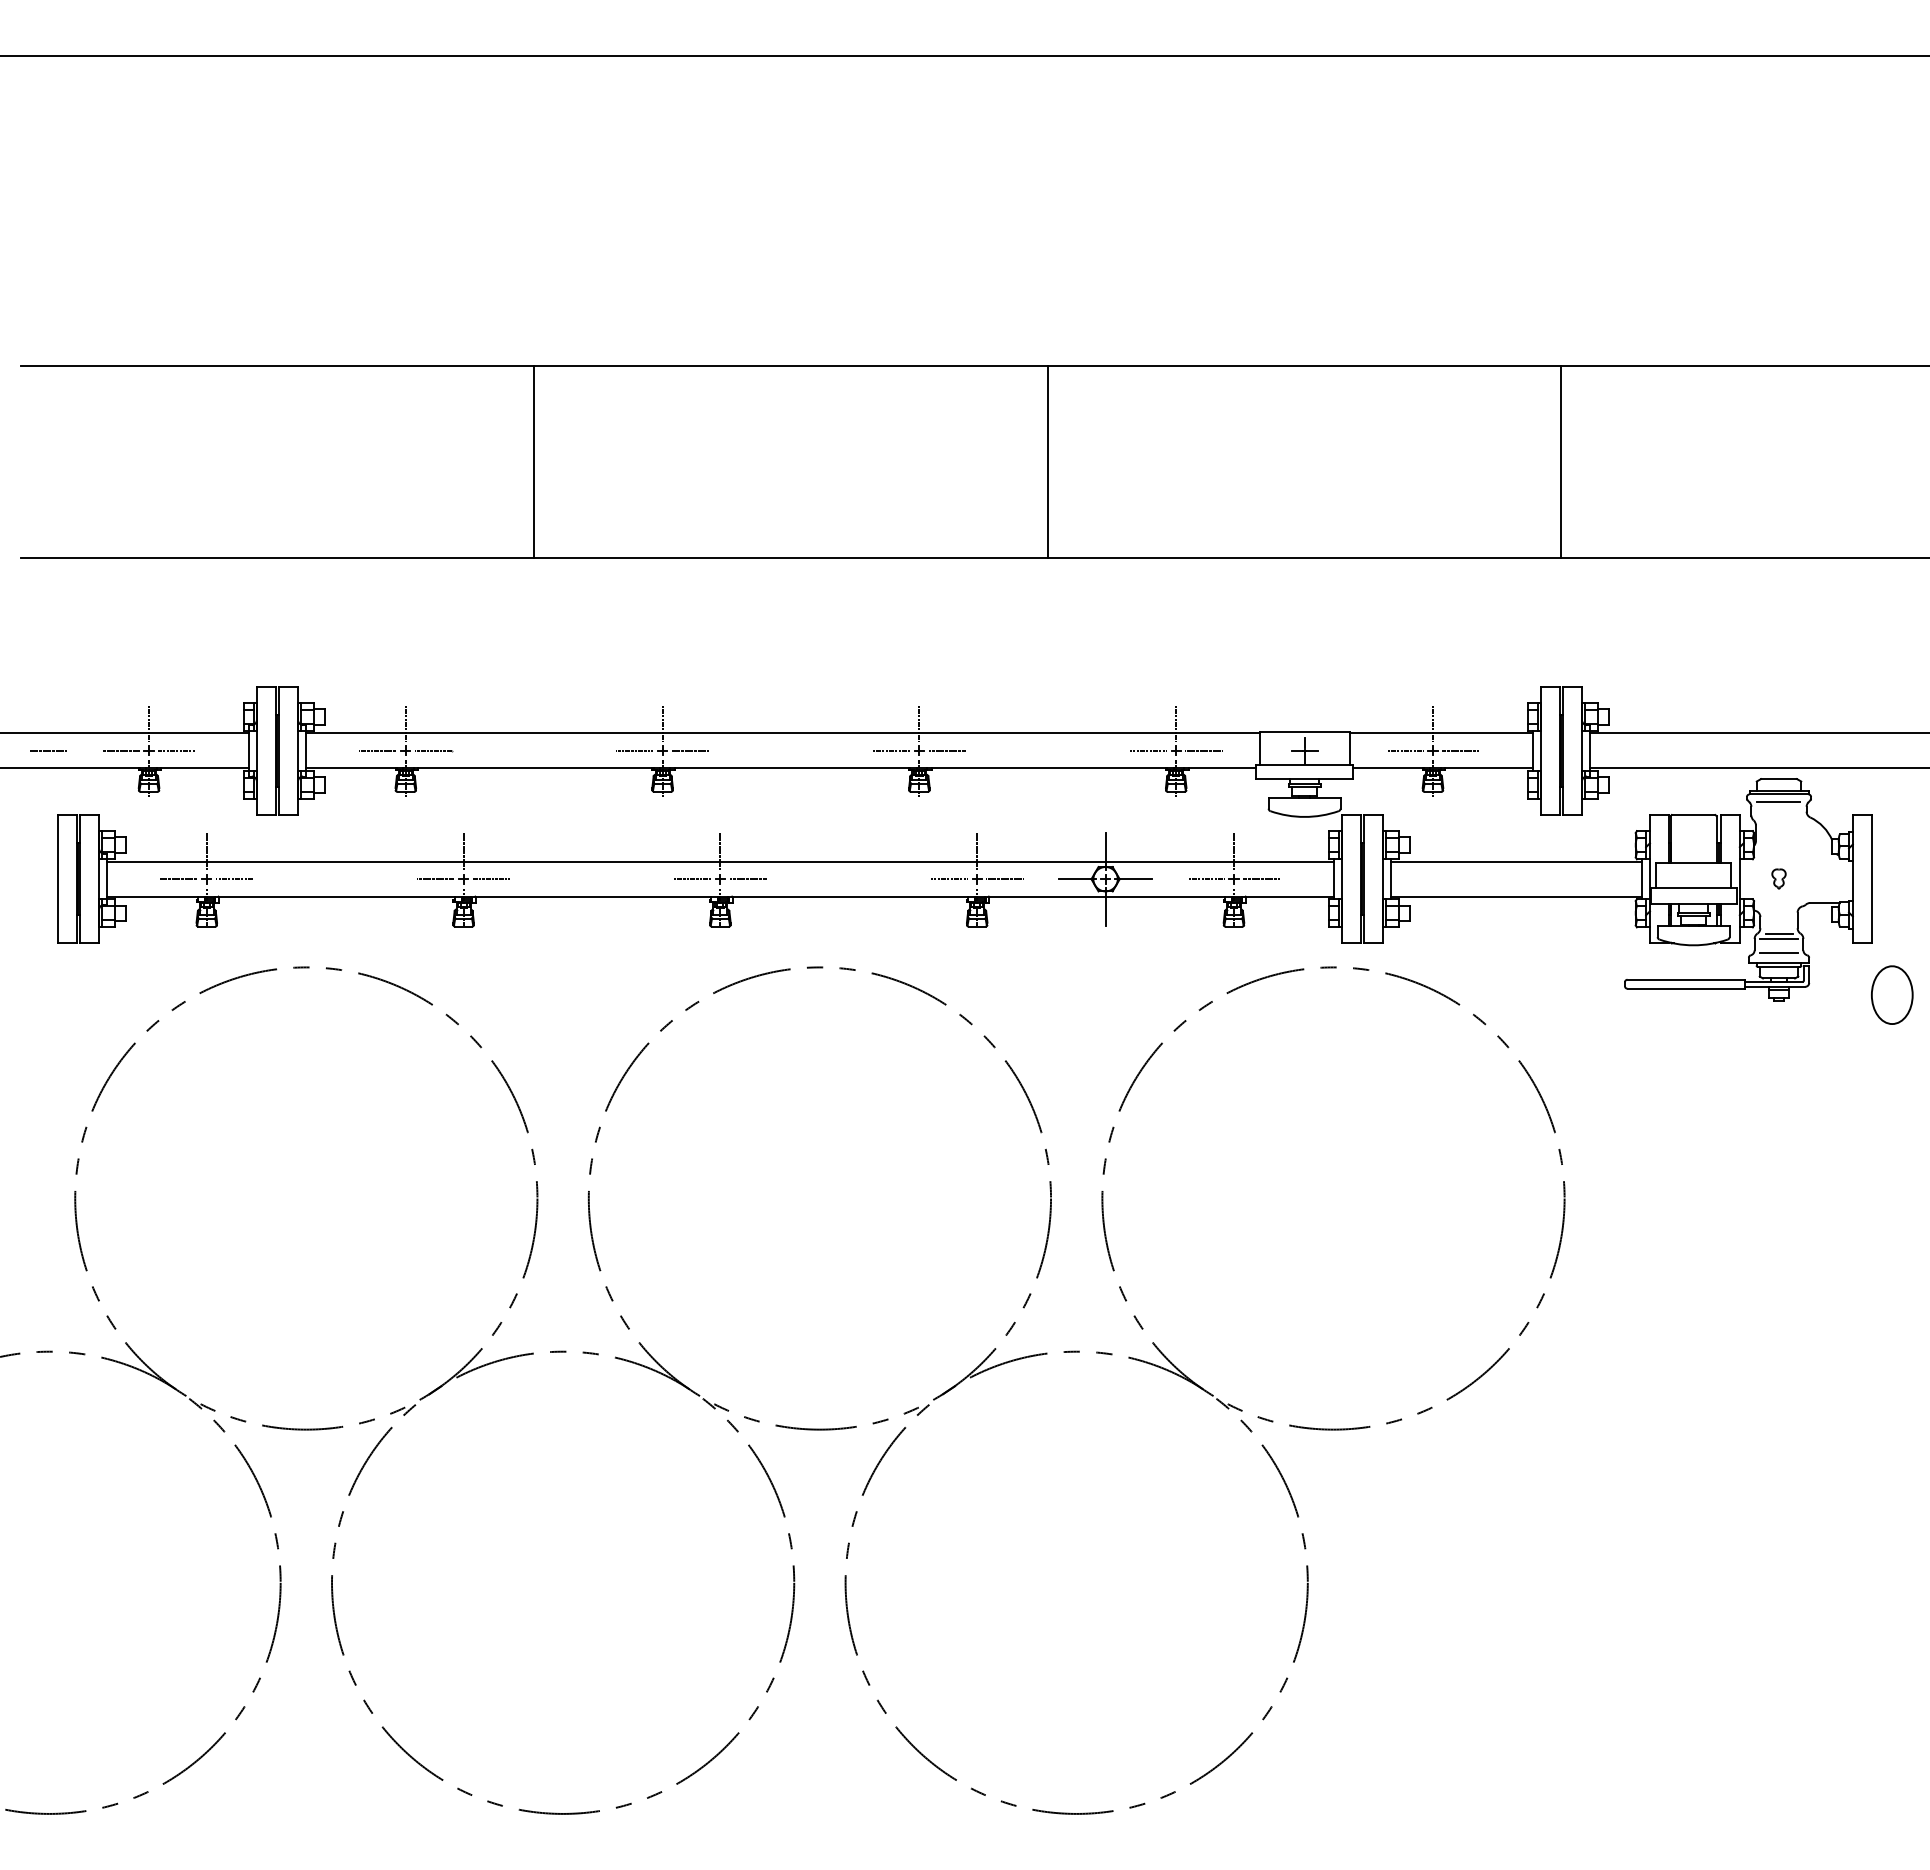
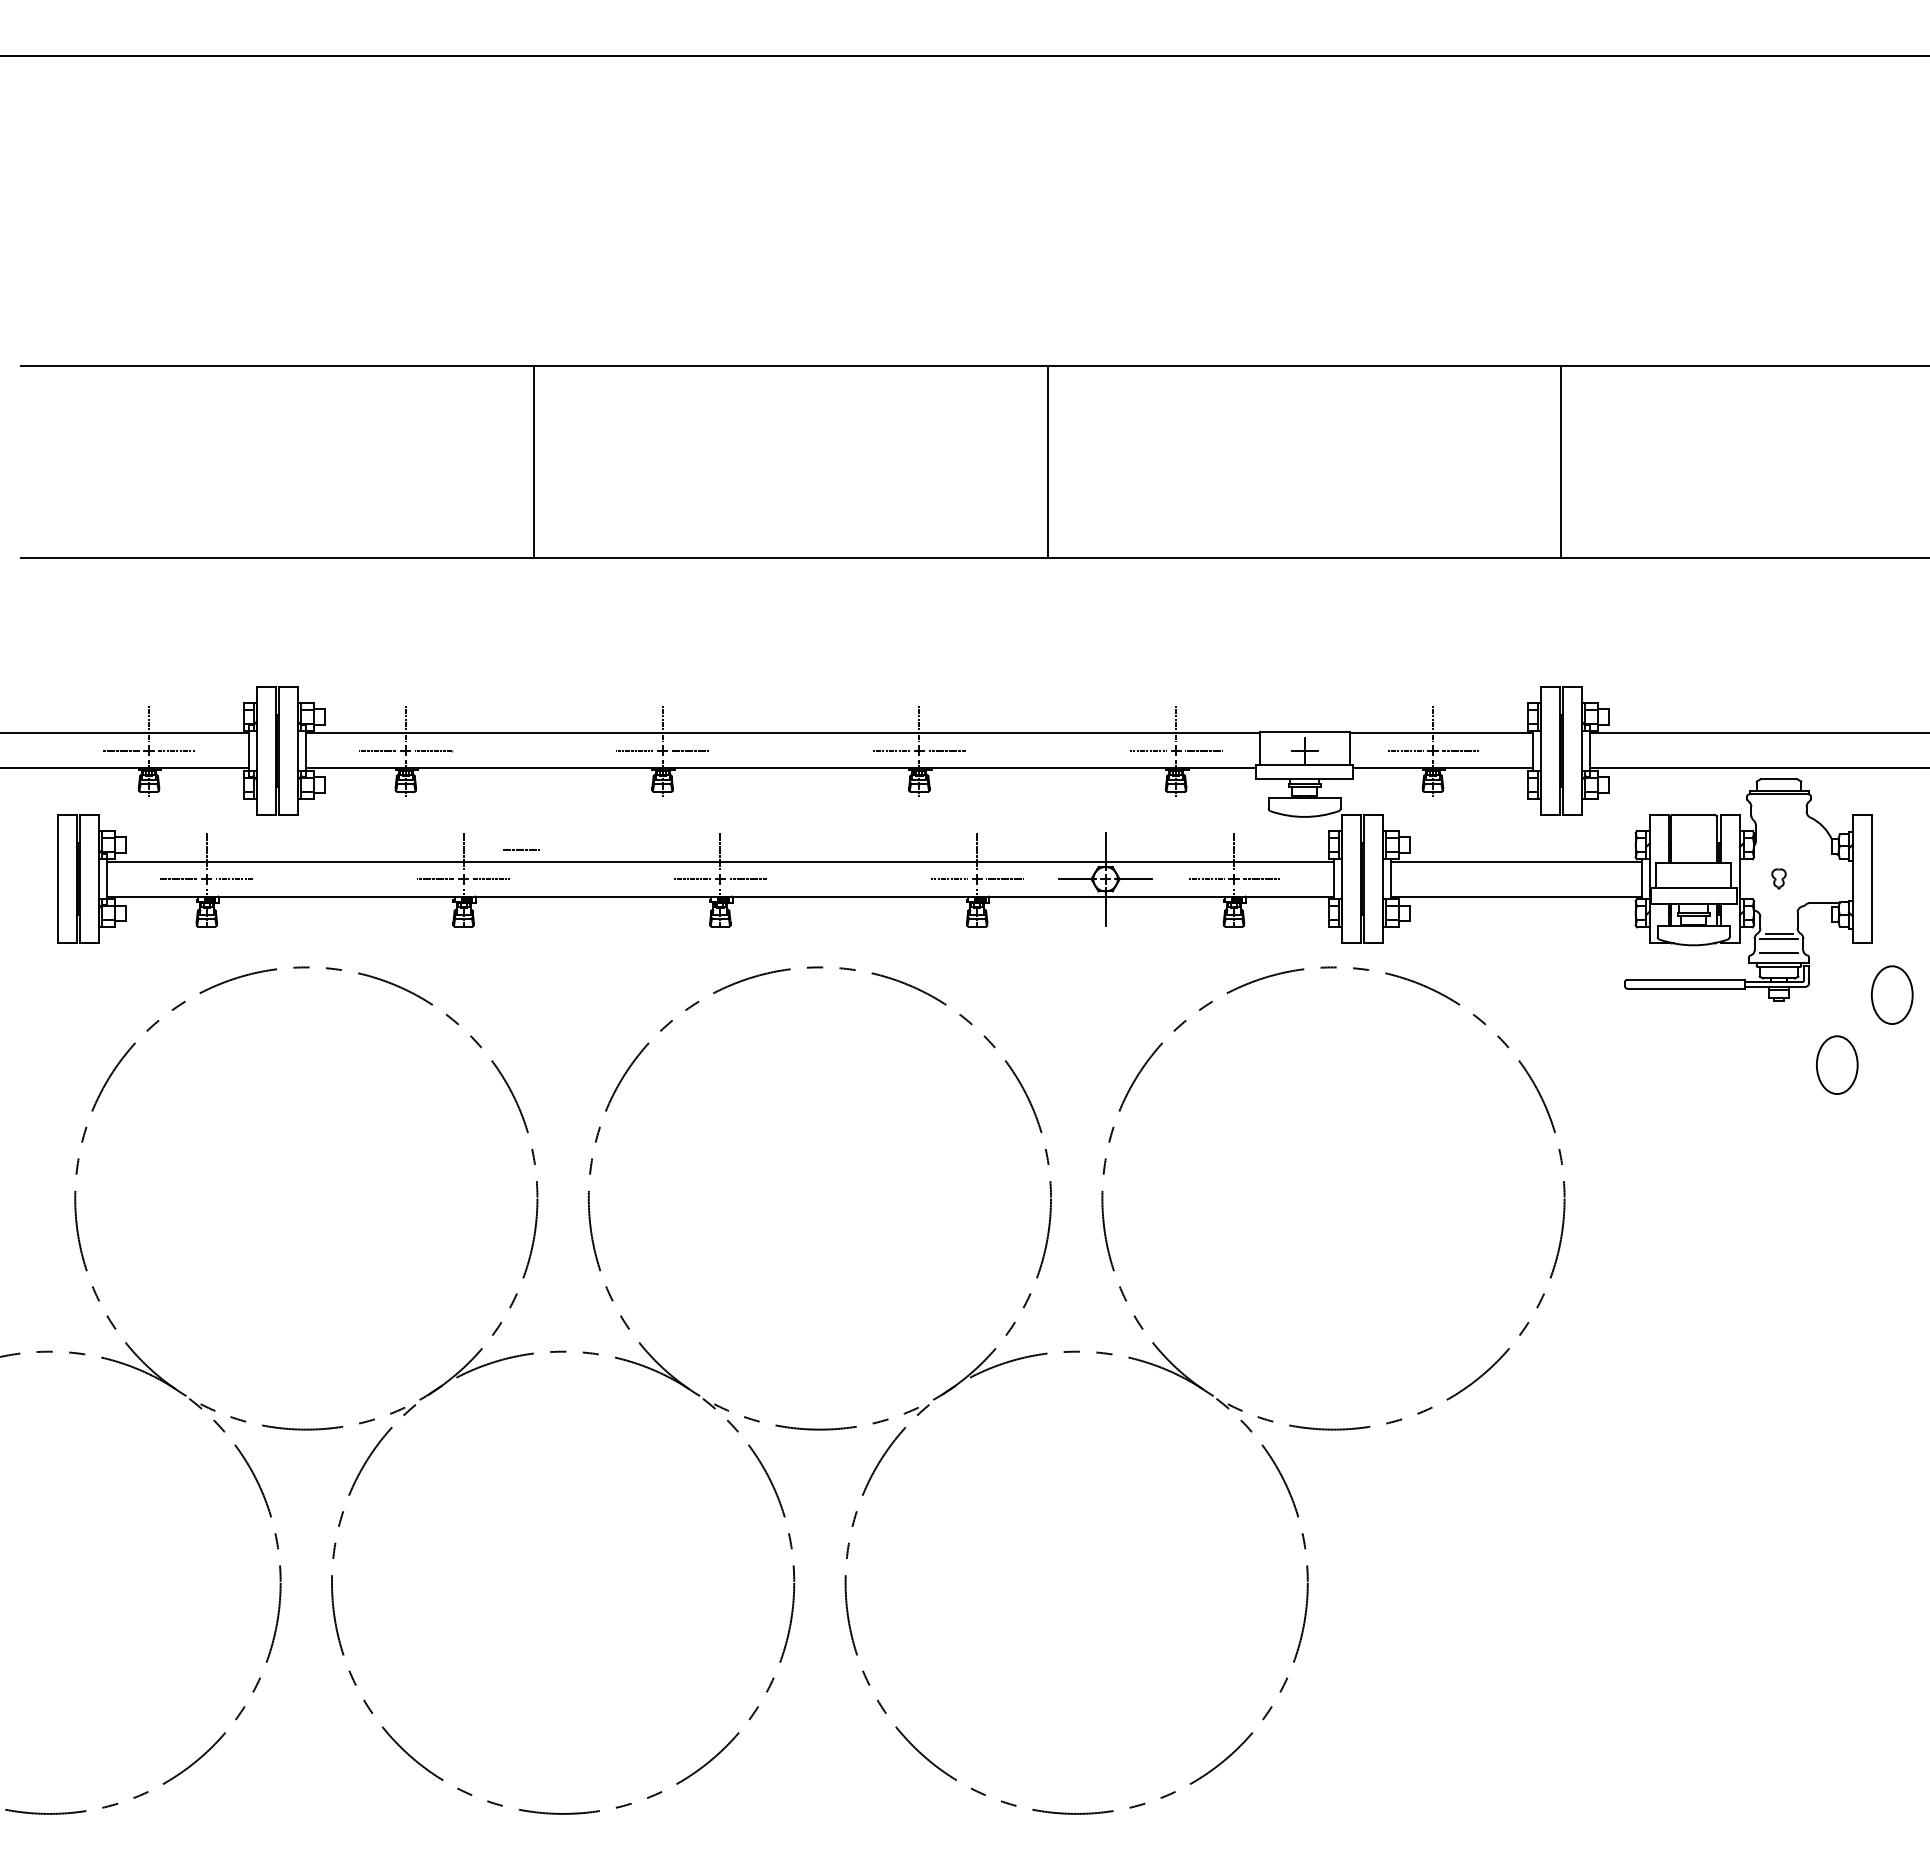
line position: (48, 750) -> (521, 849) (521, 849)
line: present -> none (1778, 802)
part: none -> present (1837, 1064)
